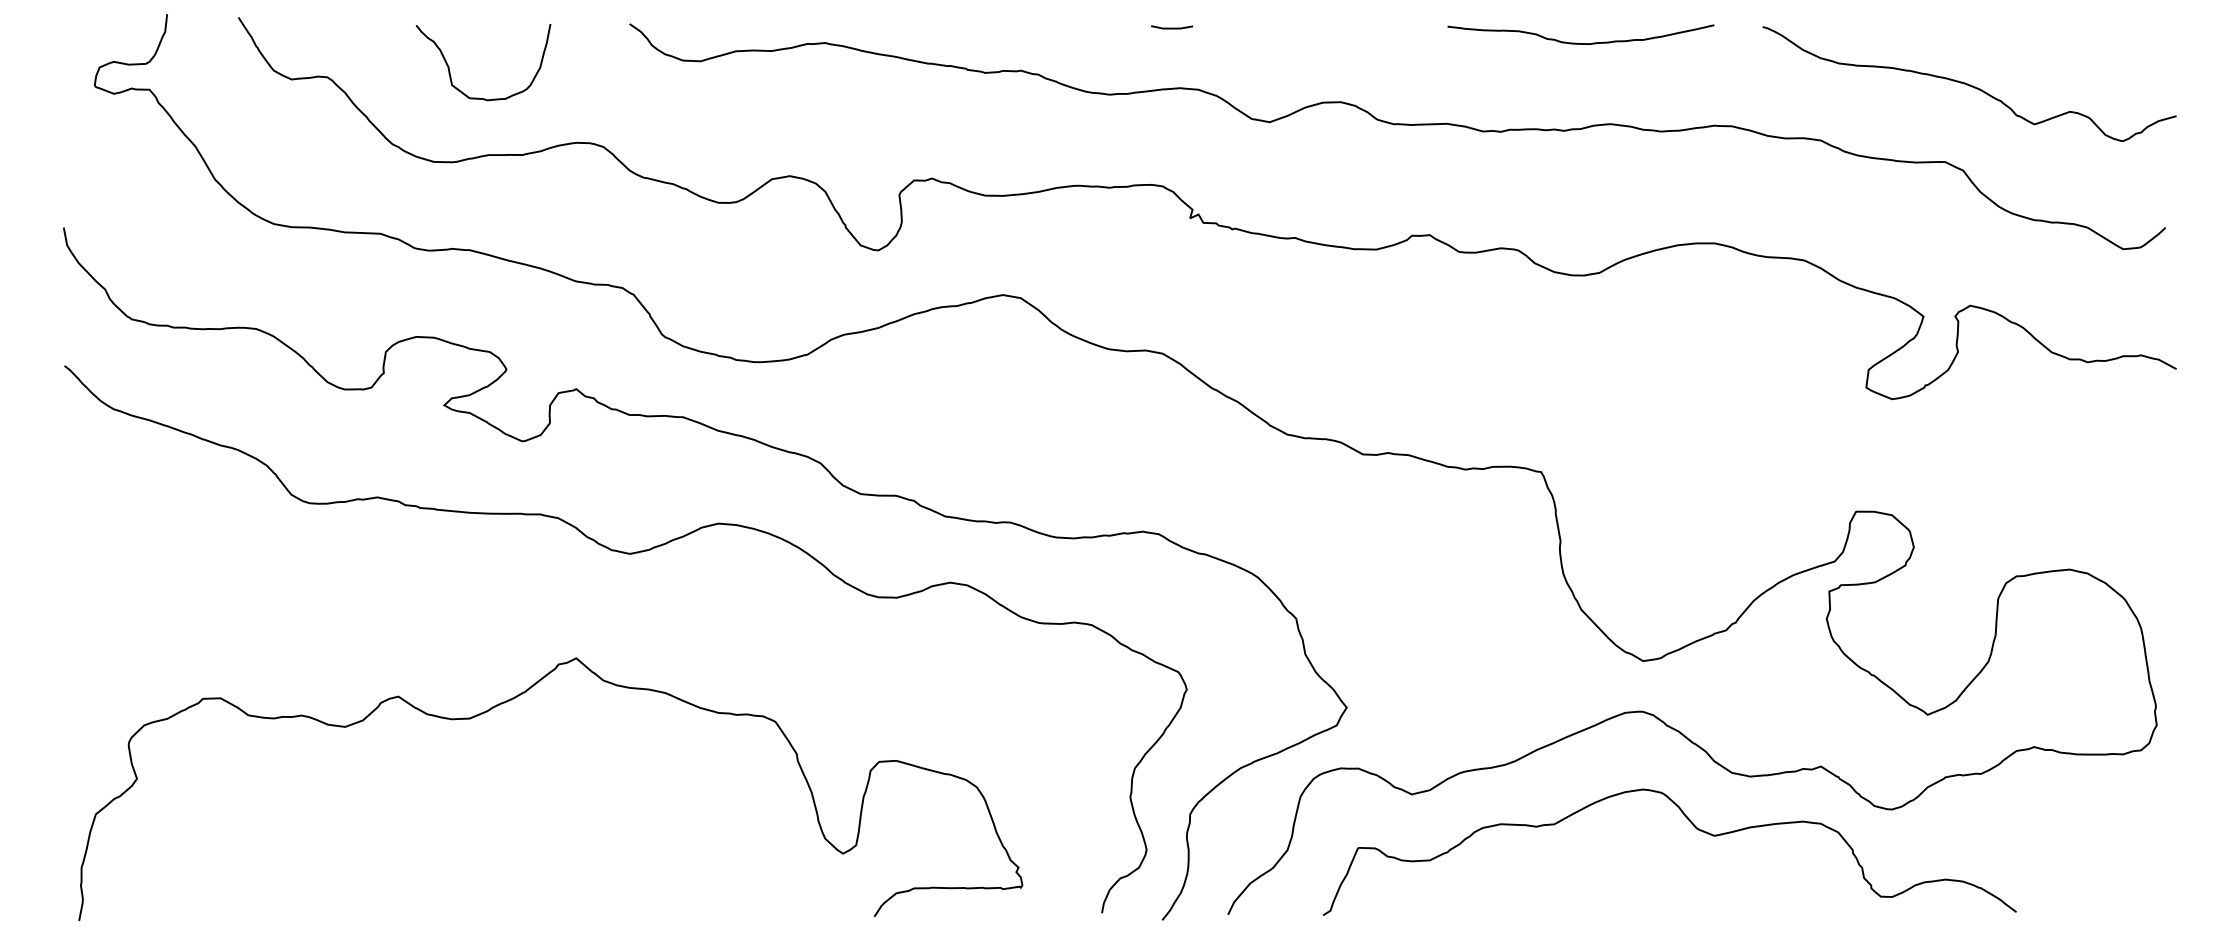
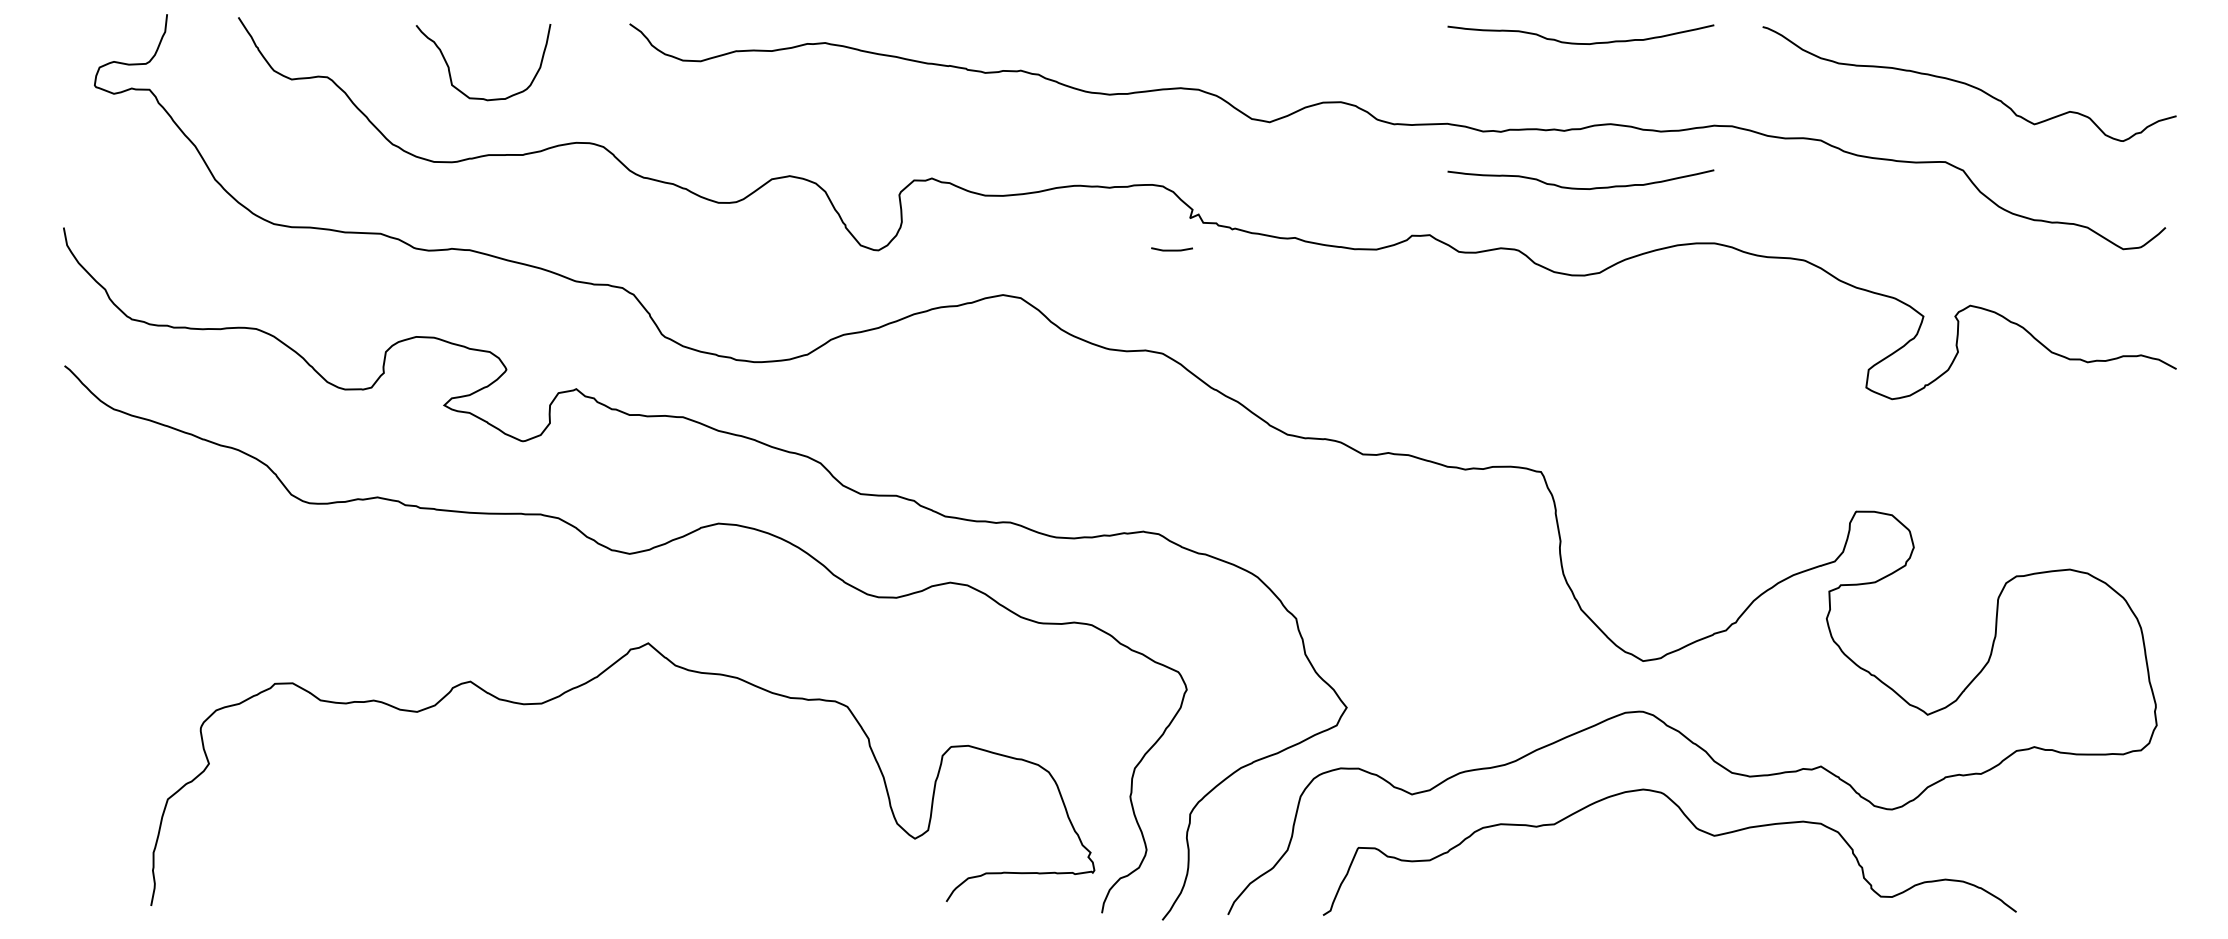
line position: (1171, 27) -> (1171, 249) (1171, 249)
curve: none -> present (1576, 187)
curve position: (507, 702) -> (579, 687) (579, 687)
